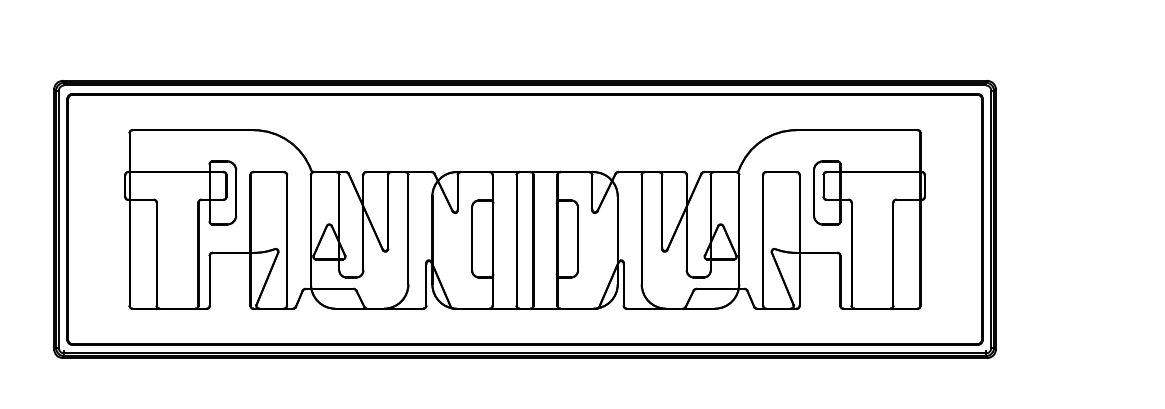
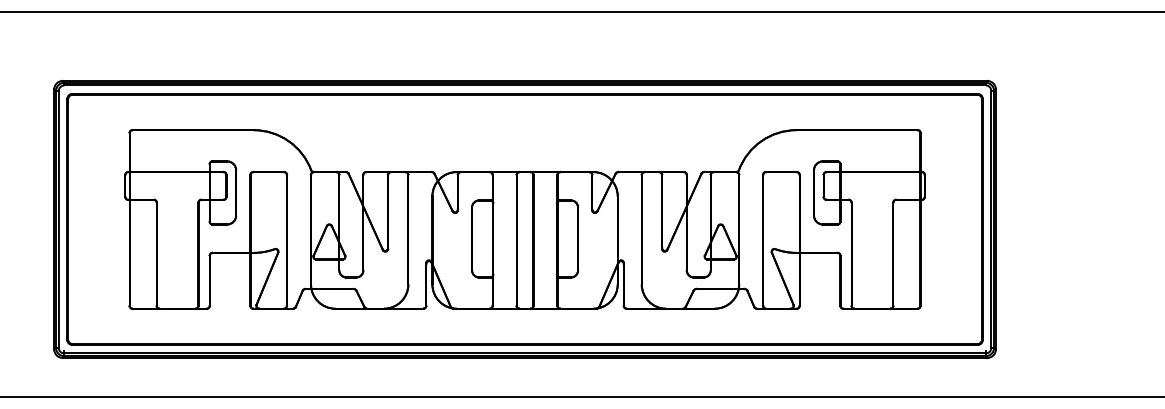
line: none -> present (581, 12)
line: none -> present (581, 396)
